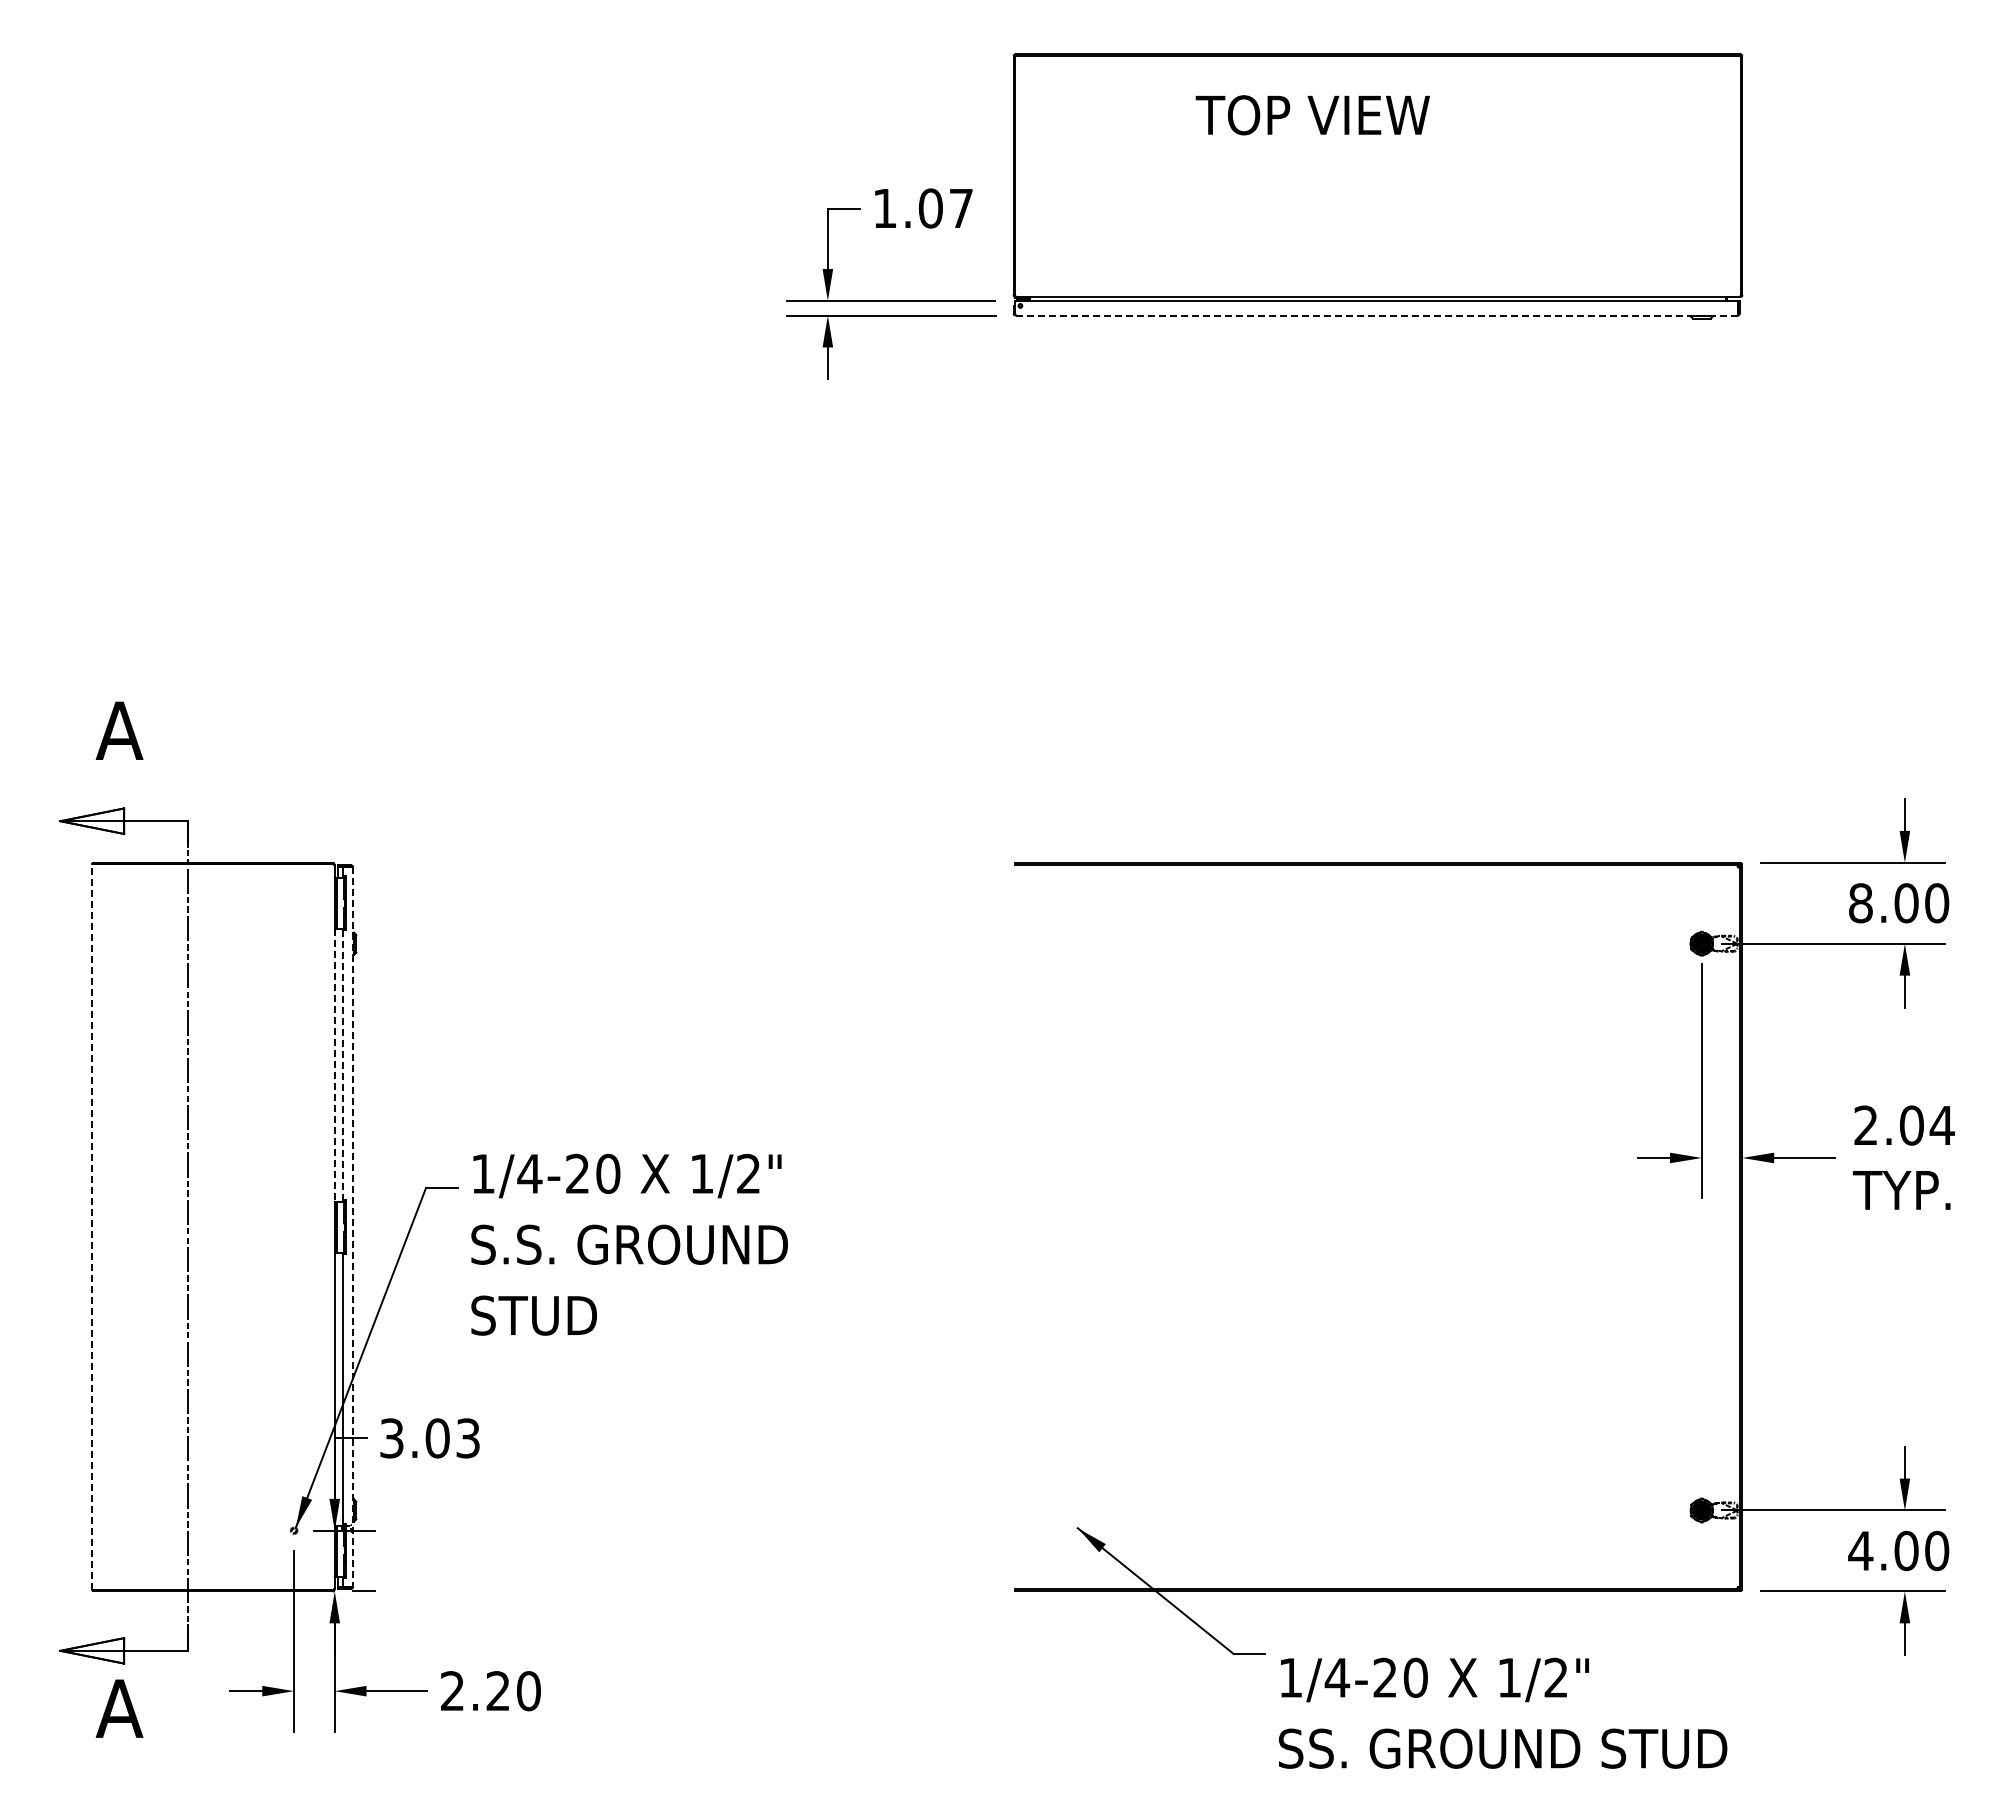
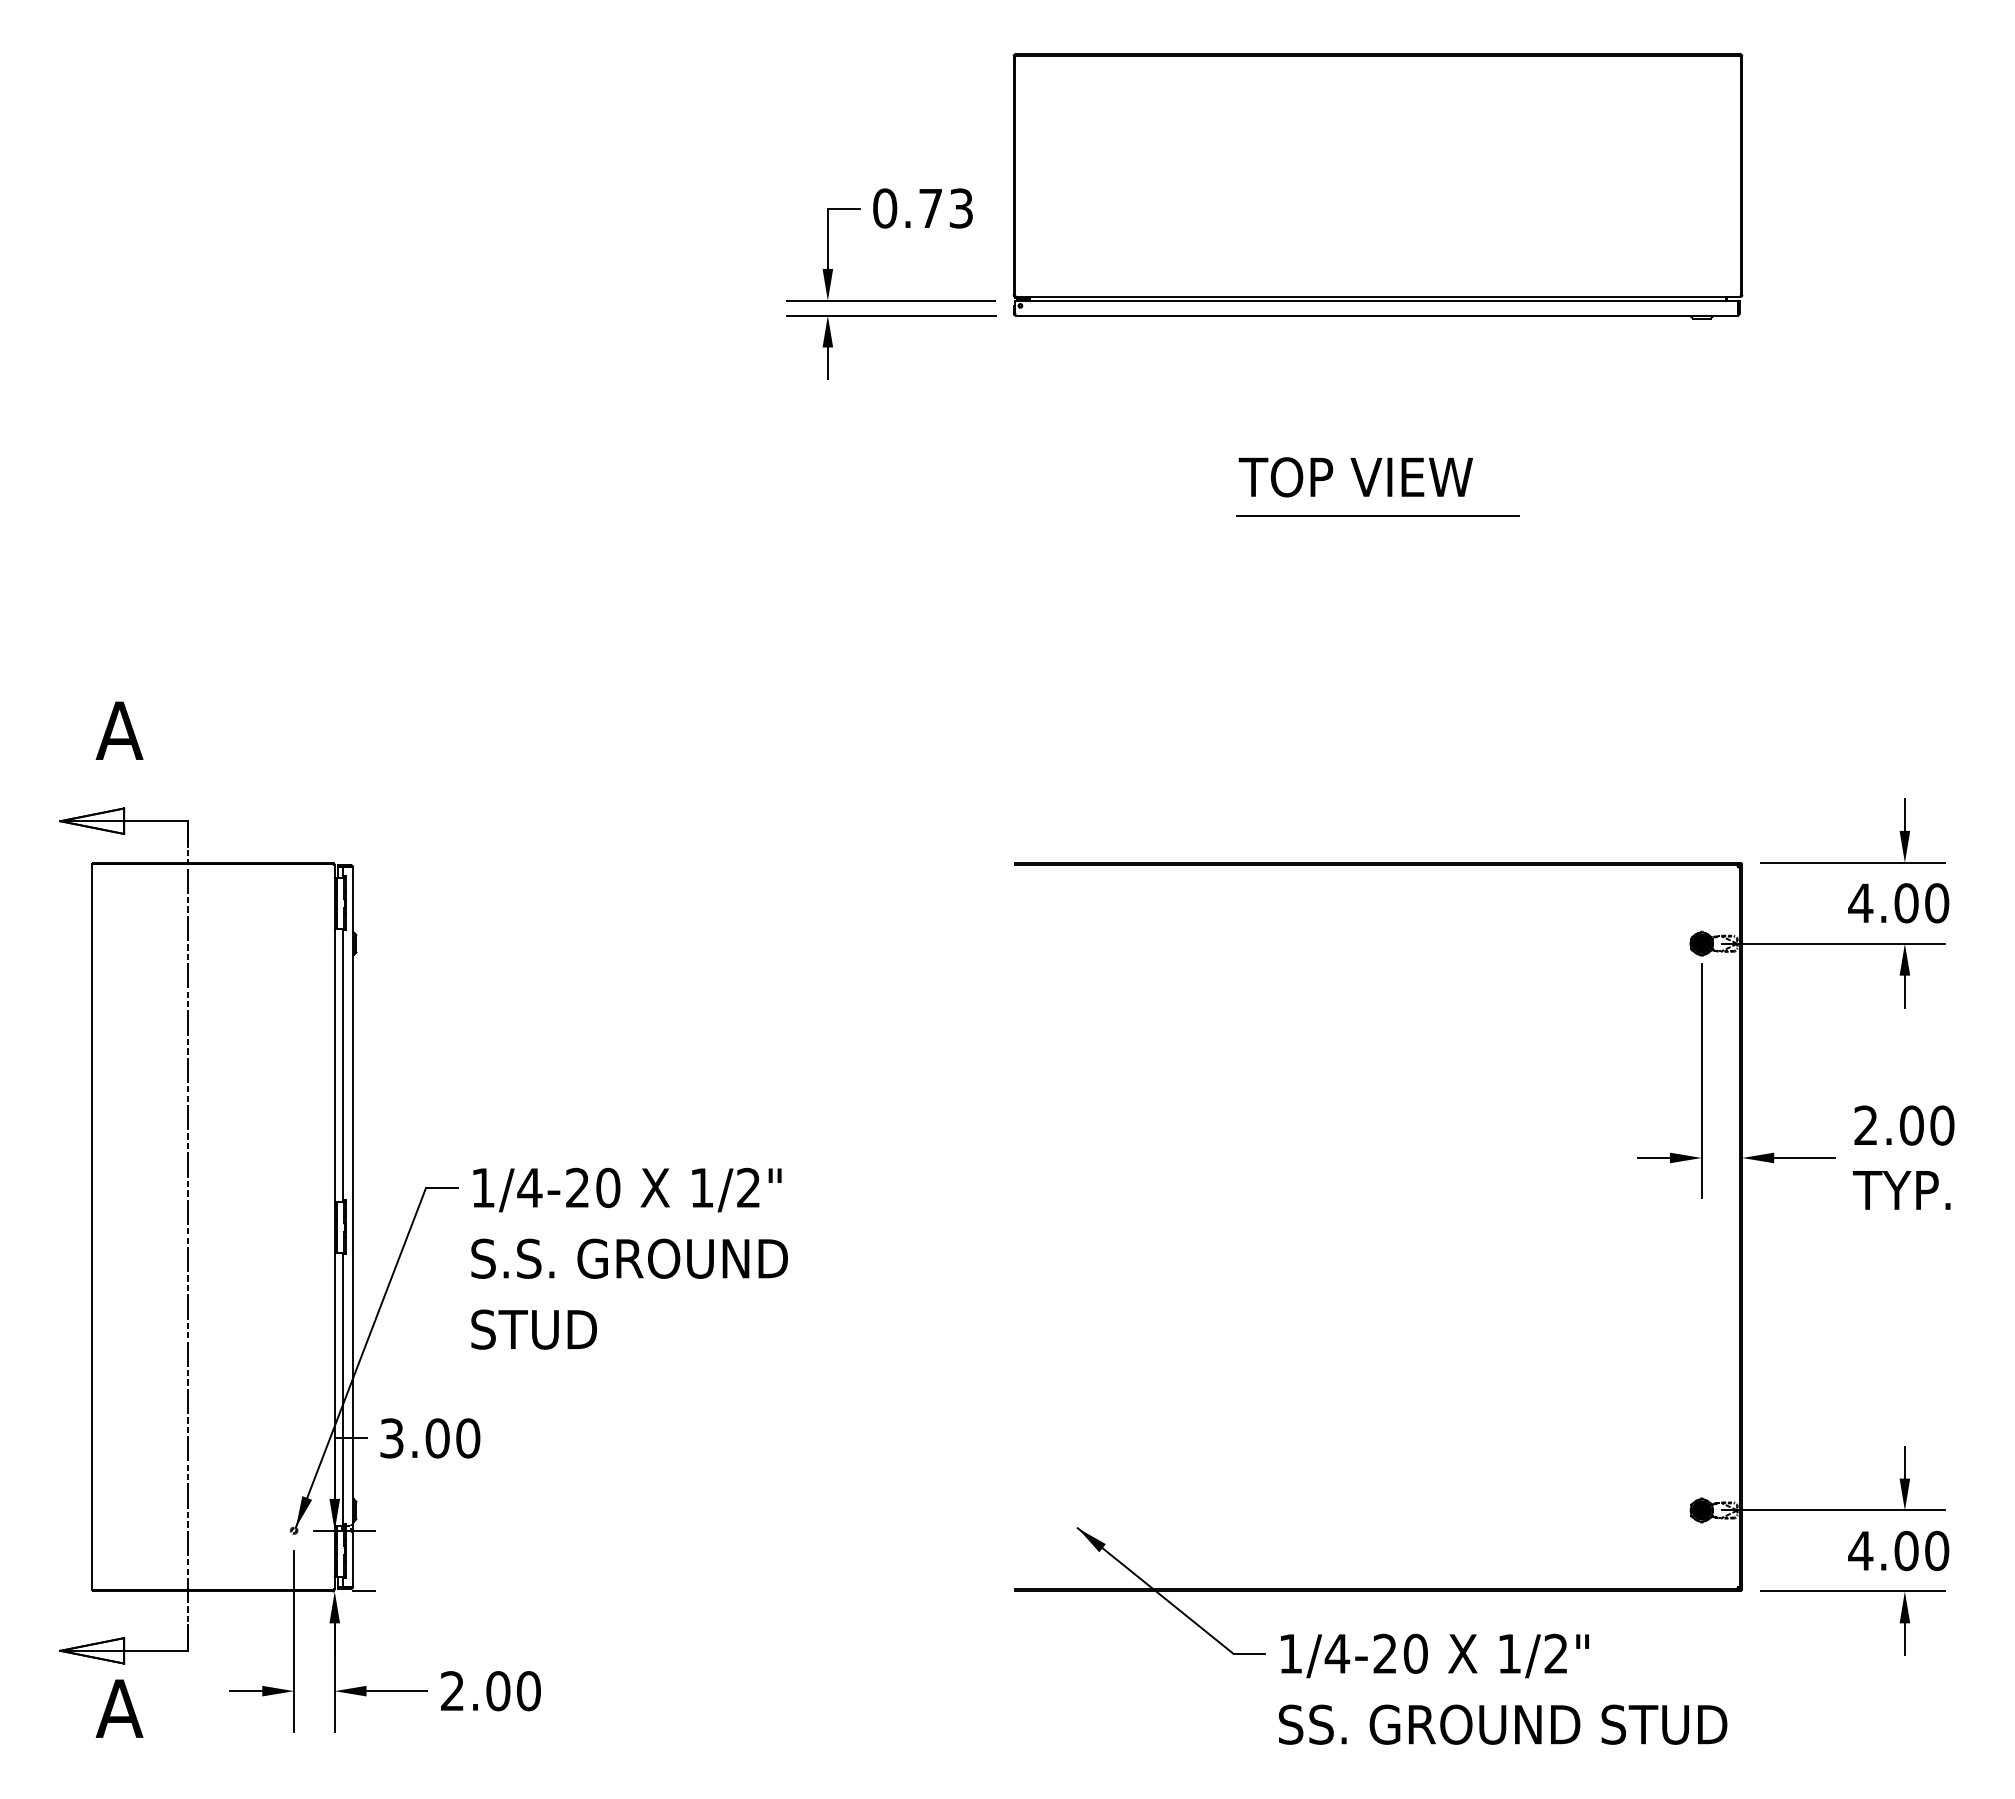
text position: (1312, 115) -> (1355, 477) (1355, 477)
text: 1.07 -> 0.73 (922, 208)
line: dashed -> solid (1376, 315)
line: none -> present (1377, 516)
text: 8.00 -> 4.00 (1860, 903)
line: dashed -> solid (334, 1065)
line: dashed -> solid (343, 1065)
text: 2.04 -> 2.00 (1941, 1125)
line: dashed -> solid (91, 1227)
line: dashed -> solid (353, 1227)
text position: (629, 1244) -> (629, 1258) (629, 1258)
text: 3.03 -> 3.00 (468, 1438)
text: 2.20 -> 2.00 (498, 1691)
text position: (1502, 1712) -> (1502, 1688) (1502, 1688)
